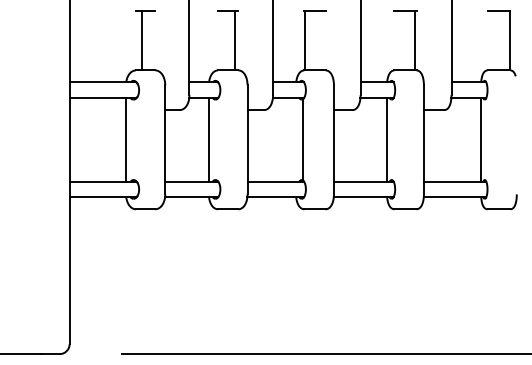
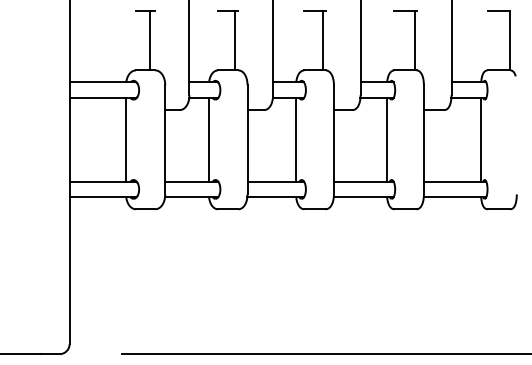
line position: (142, 40) -> (150, 40) (150, 40)
line position: (305, 40) -> (323, 40) (323, 40)
line position: (303, 139) -> (296, 139) (296, 139)
